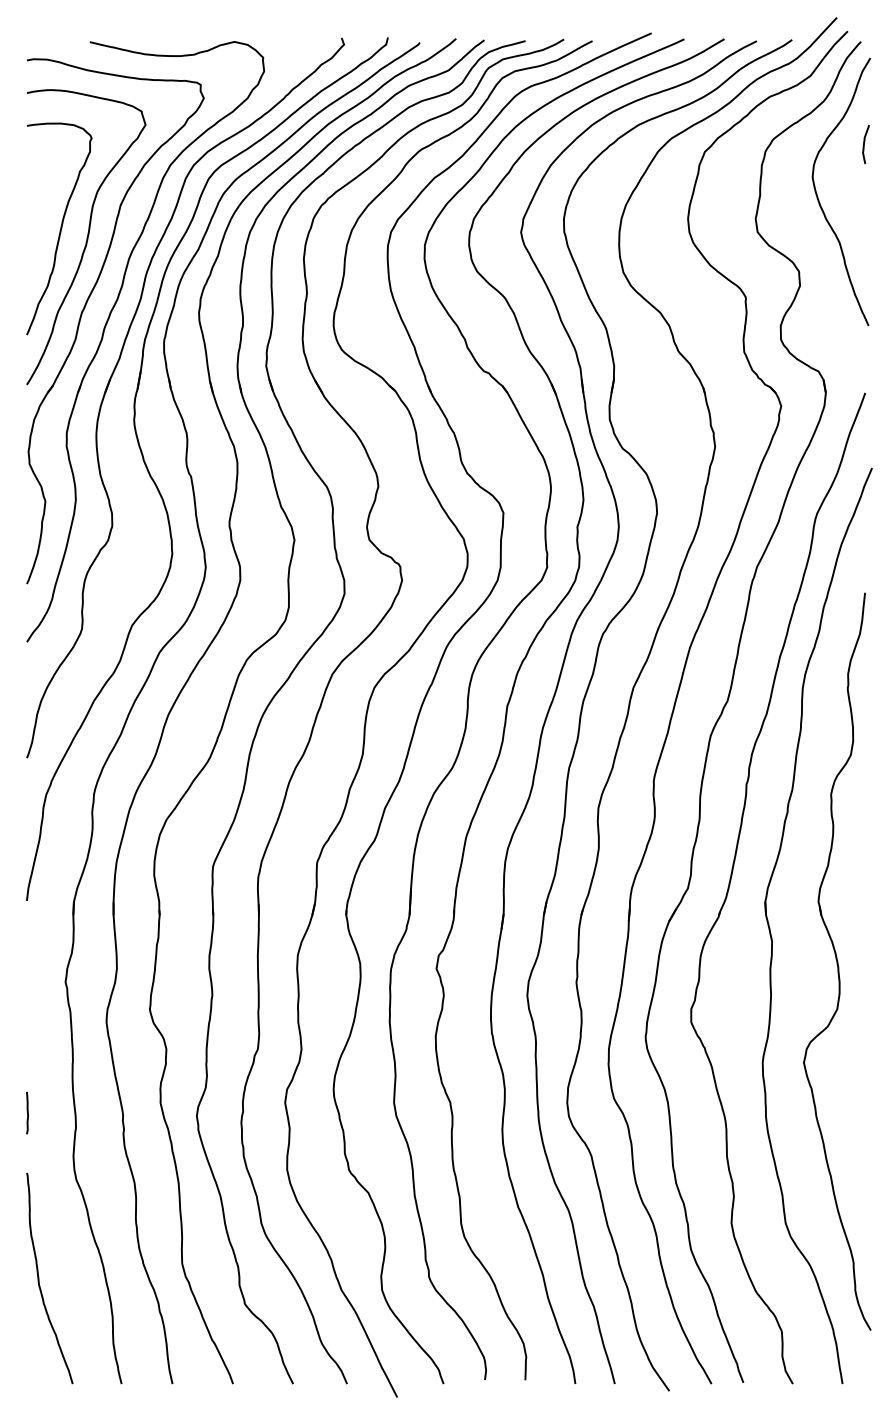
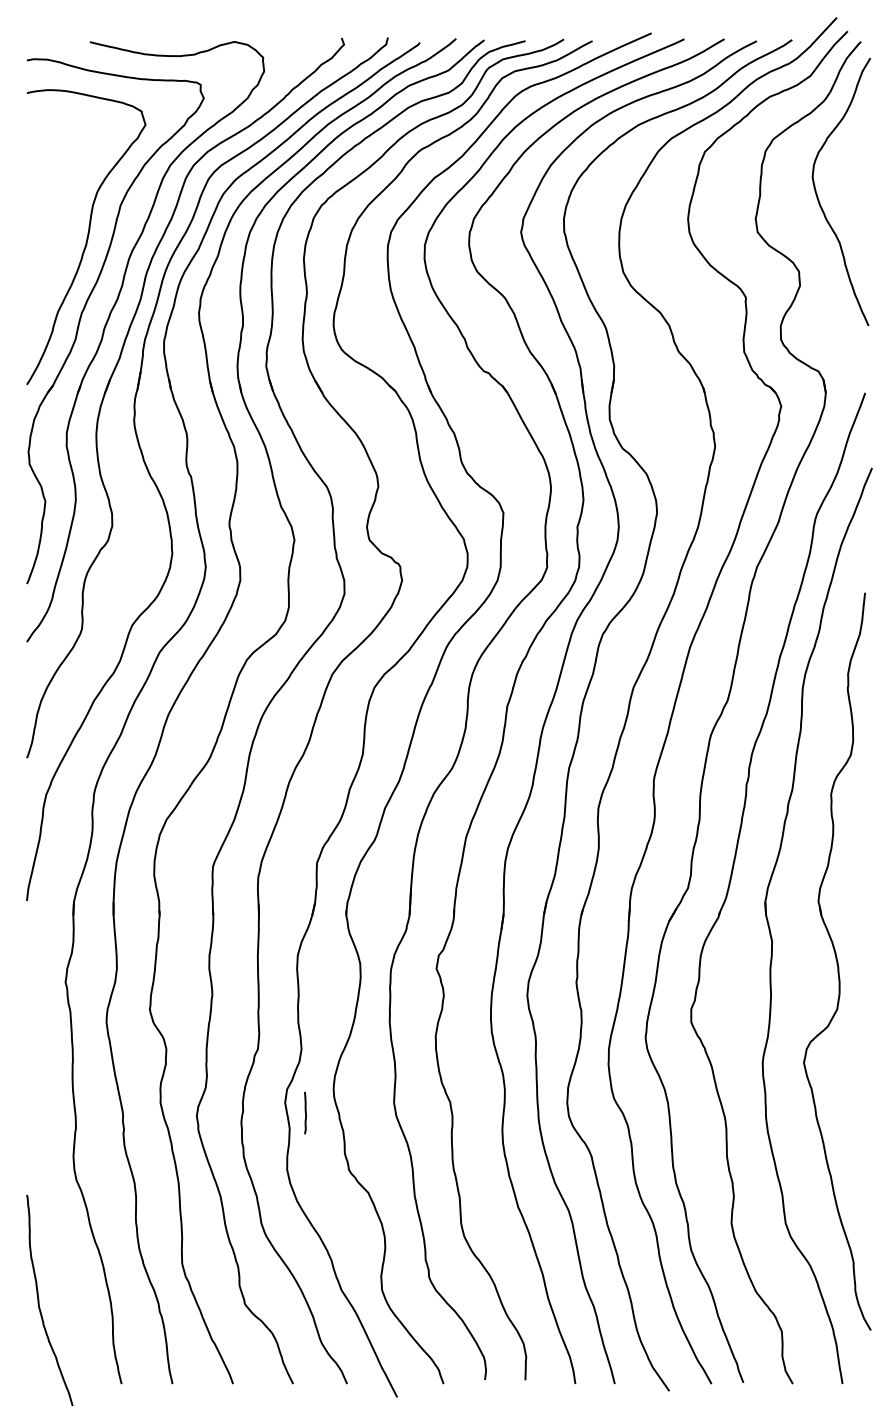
curve: present -> none (864, 144)
curve: present -> none (60, 228)
line position: (27, 1112) -> (305, 1112) (305, 1112)
curve position: (39, 1278) -> (39, 1300) (39, 1300)
